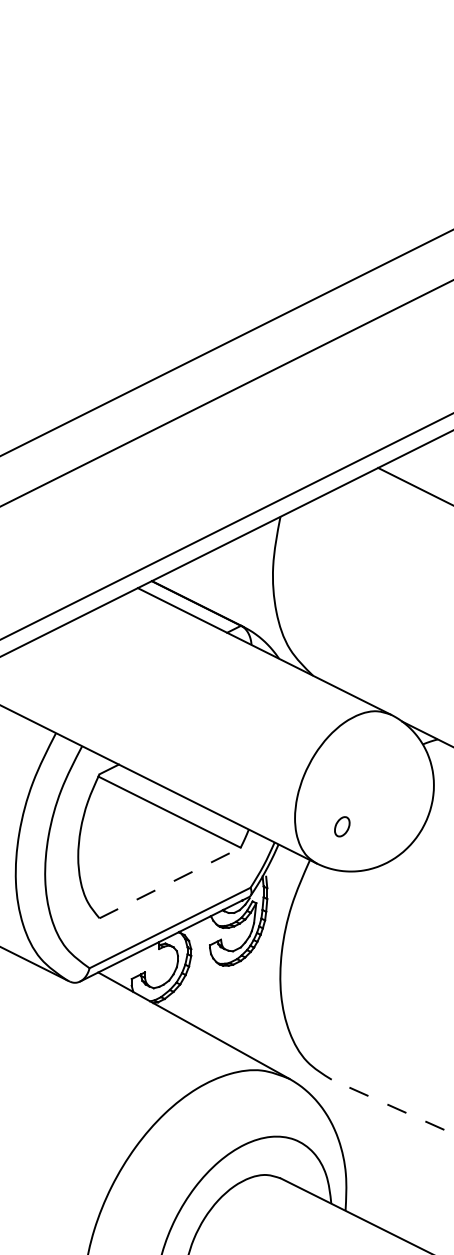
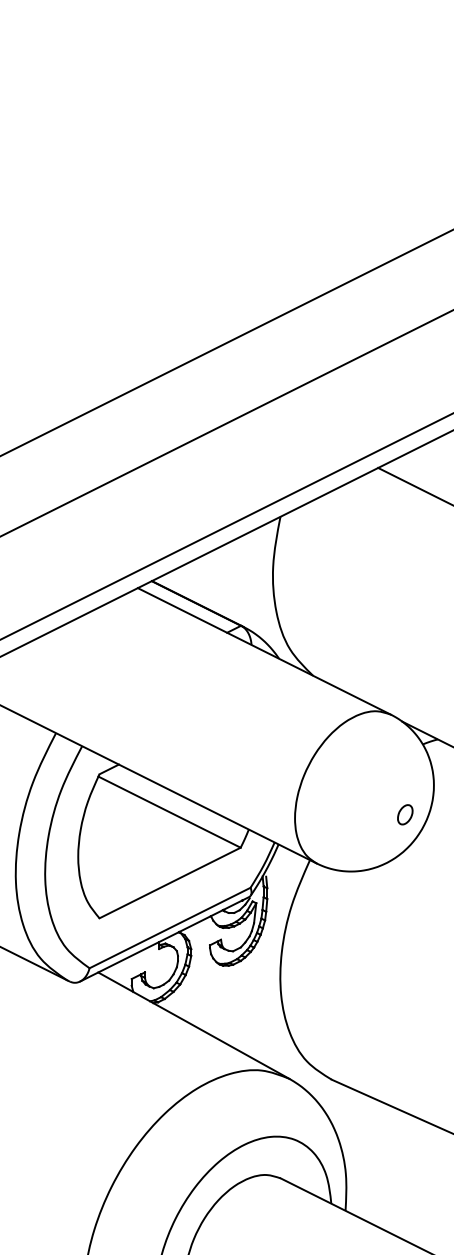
line position: (226, 393) -> (226, 423) (226, 423)
part position: (342, 826) -> (405, 814) (405, 814)
line: dashed -> solid (170, 883)
line: dashed -> solid (392, 1106)
